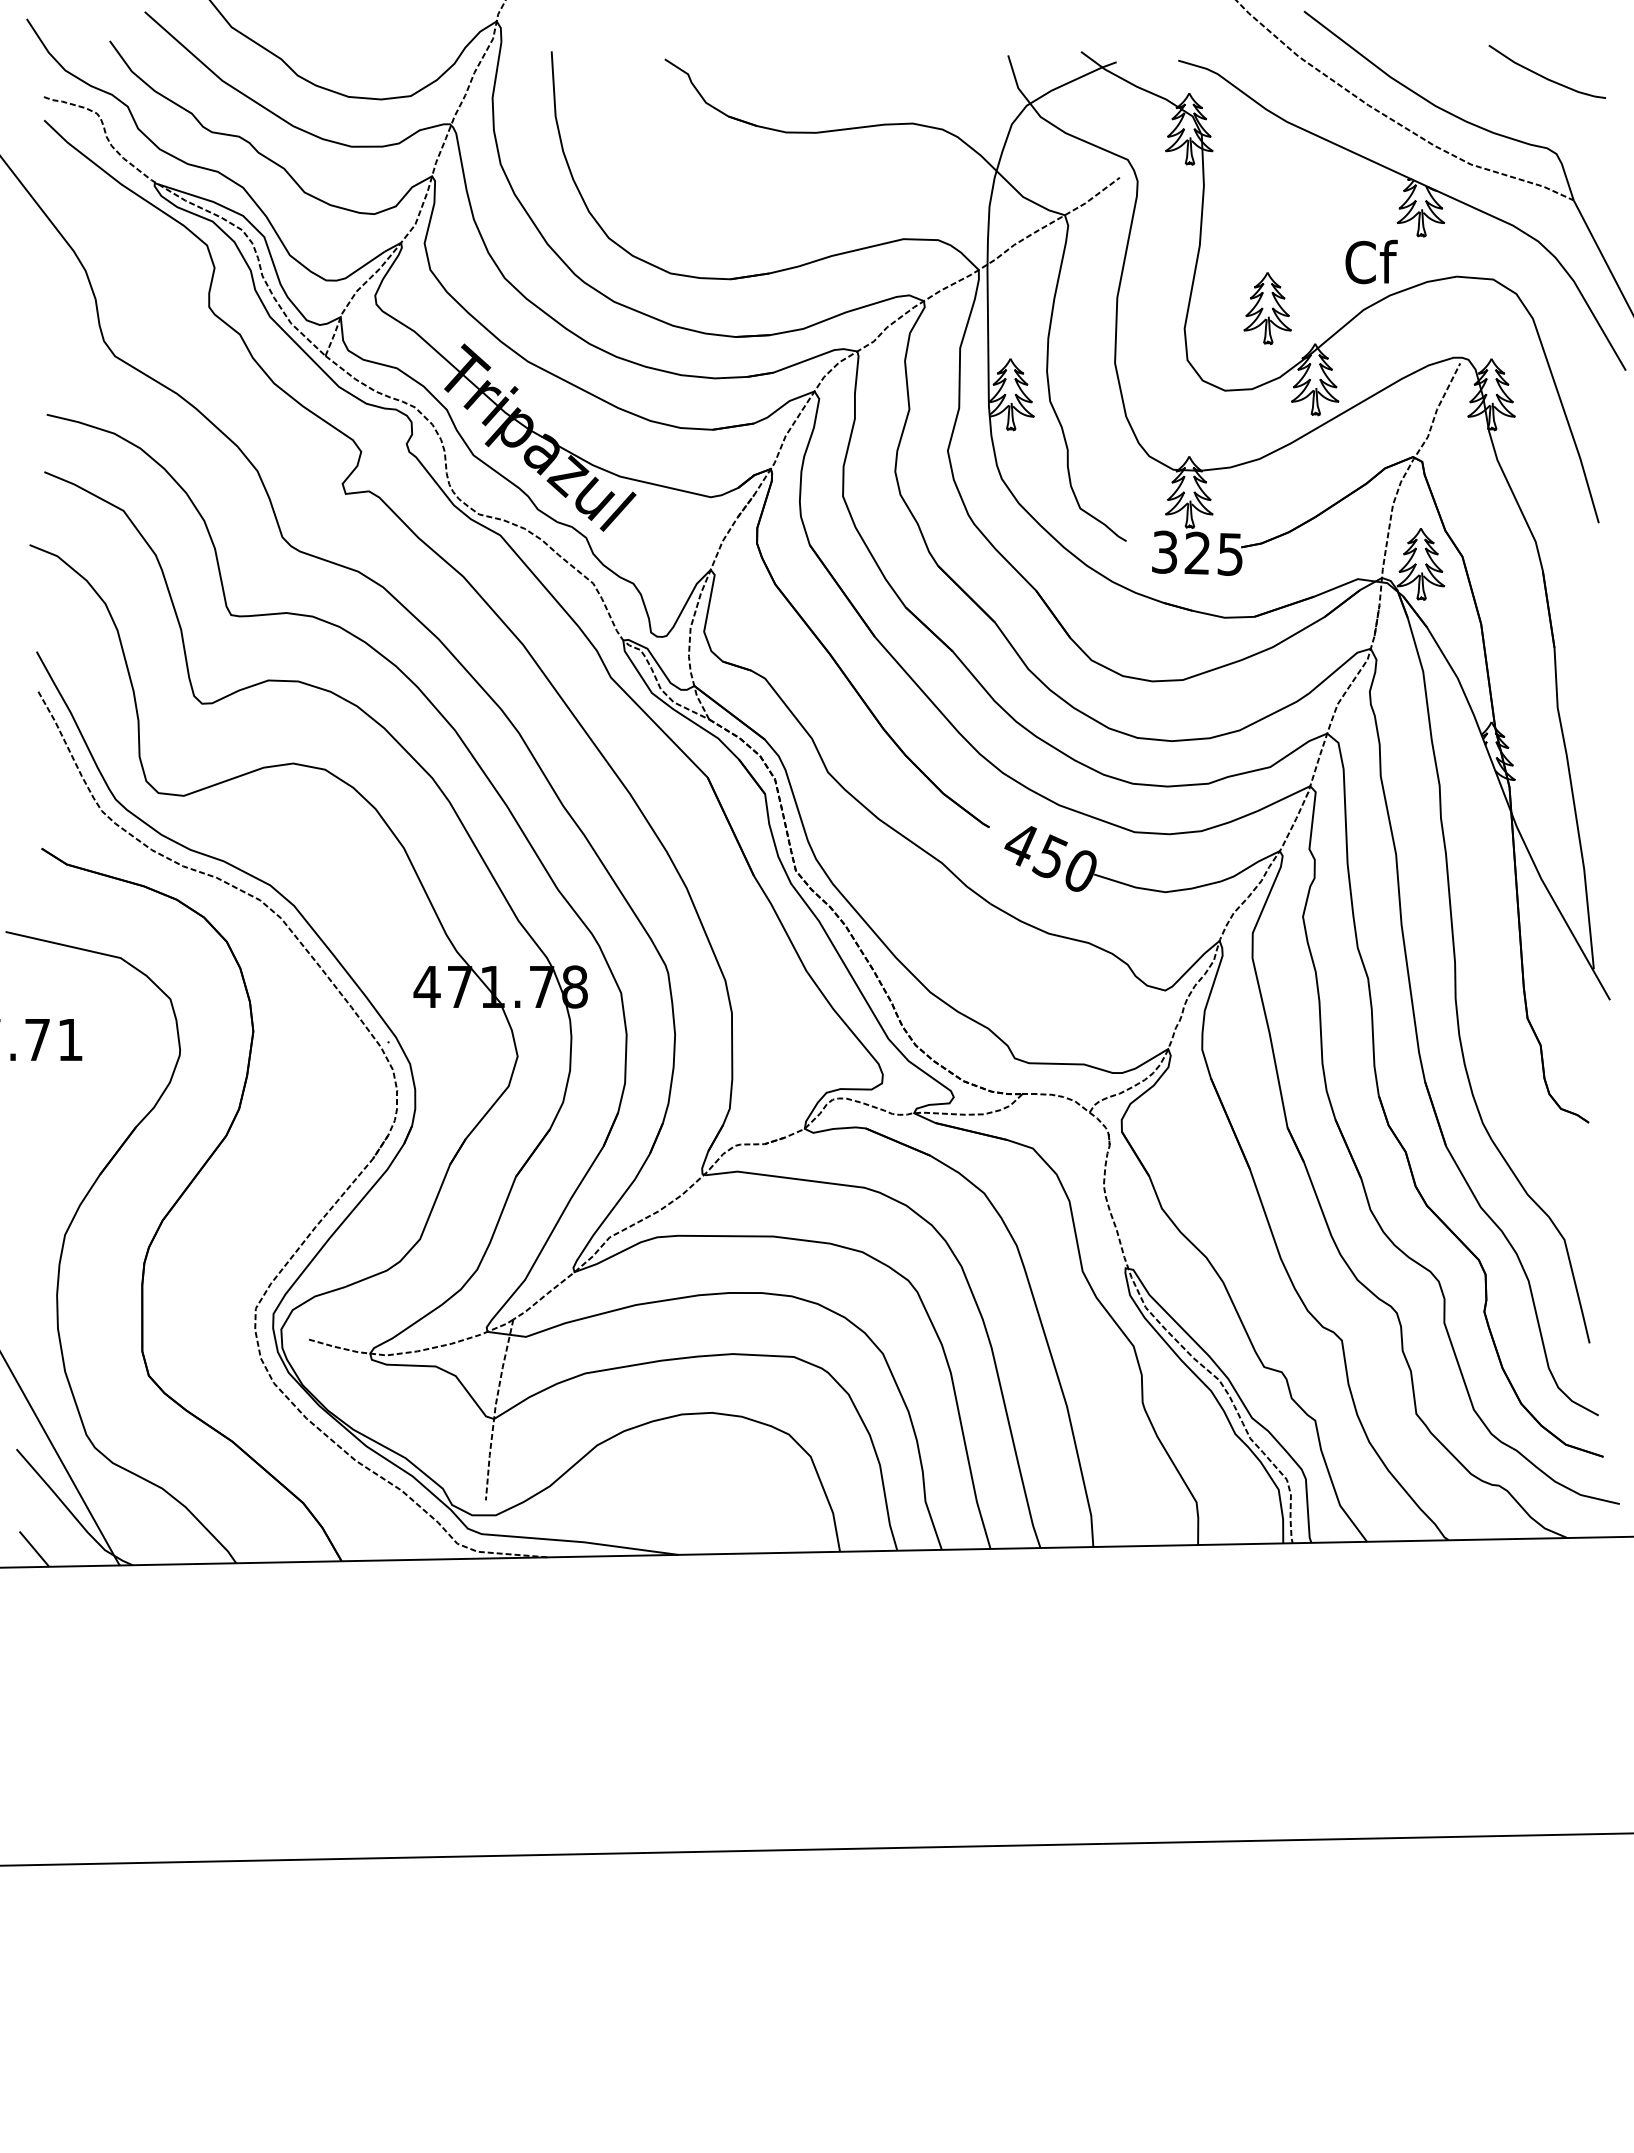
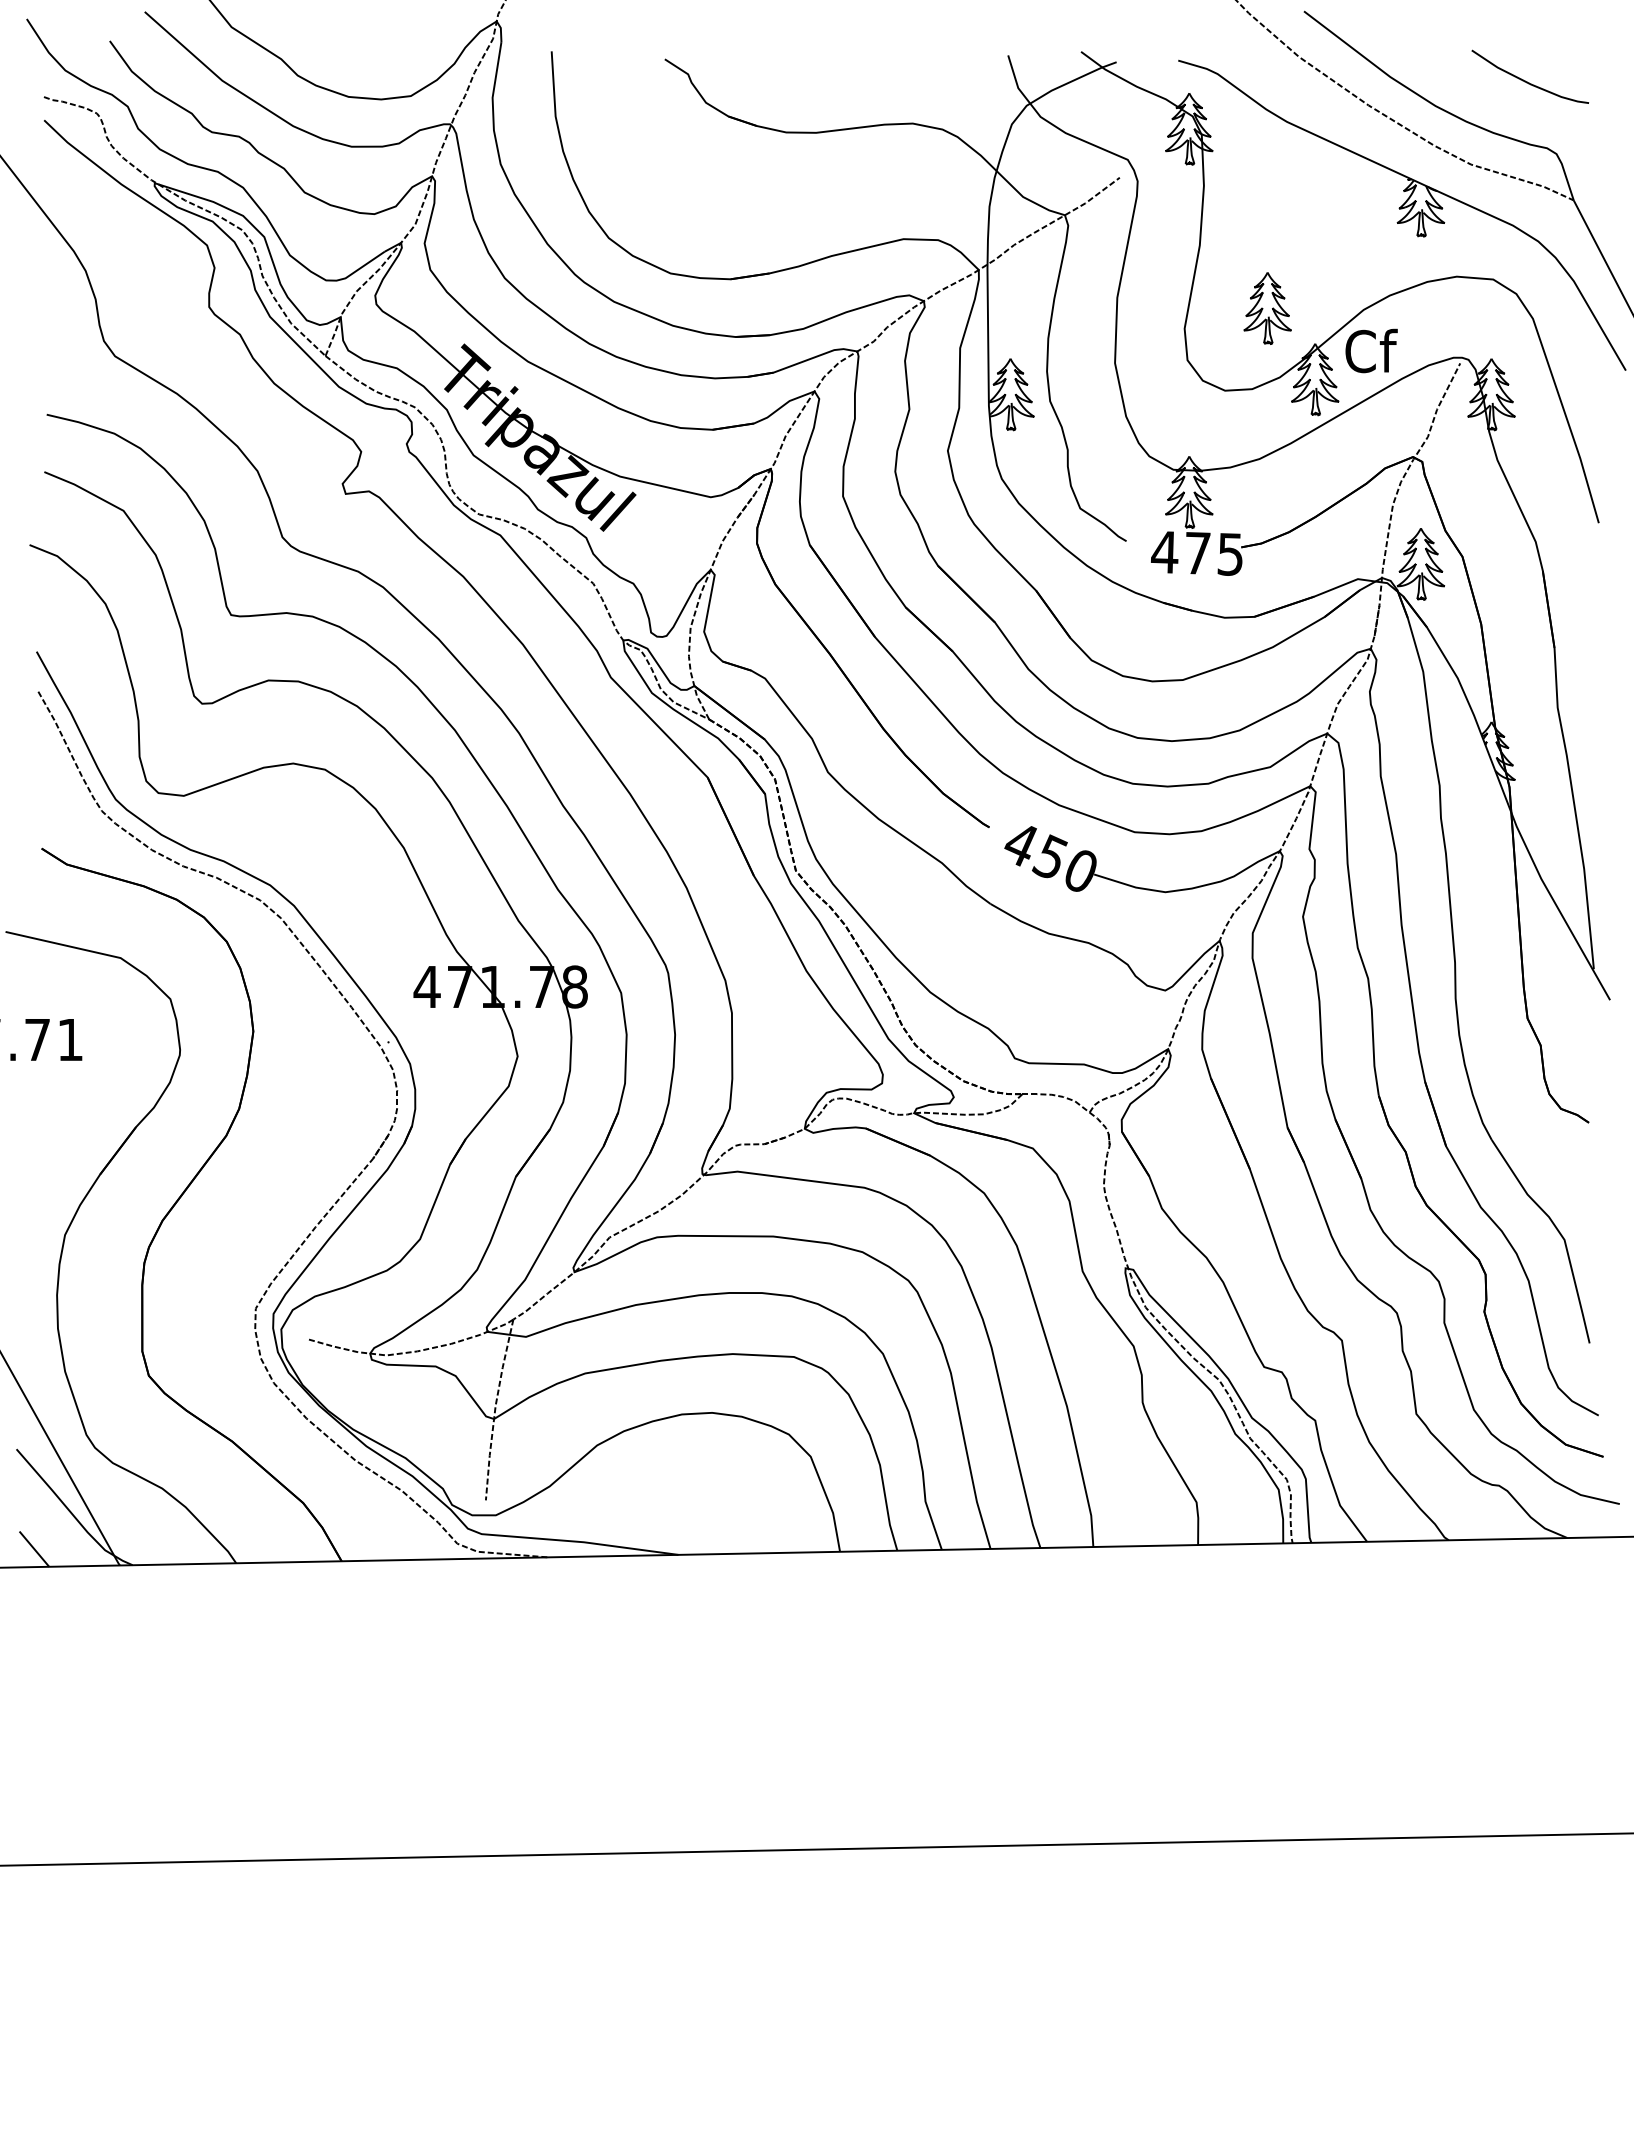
curve position: (1544, 76) -> (1527, 81) (1527, 81)
text position: (1371, 261) -> (1371, 350) (1371, 350)
text: 325 -> 475 (1180, 552)
